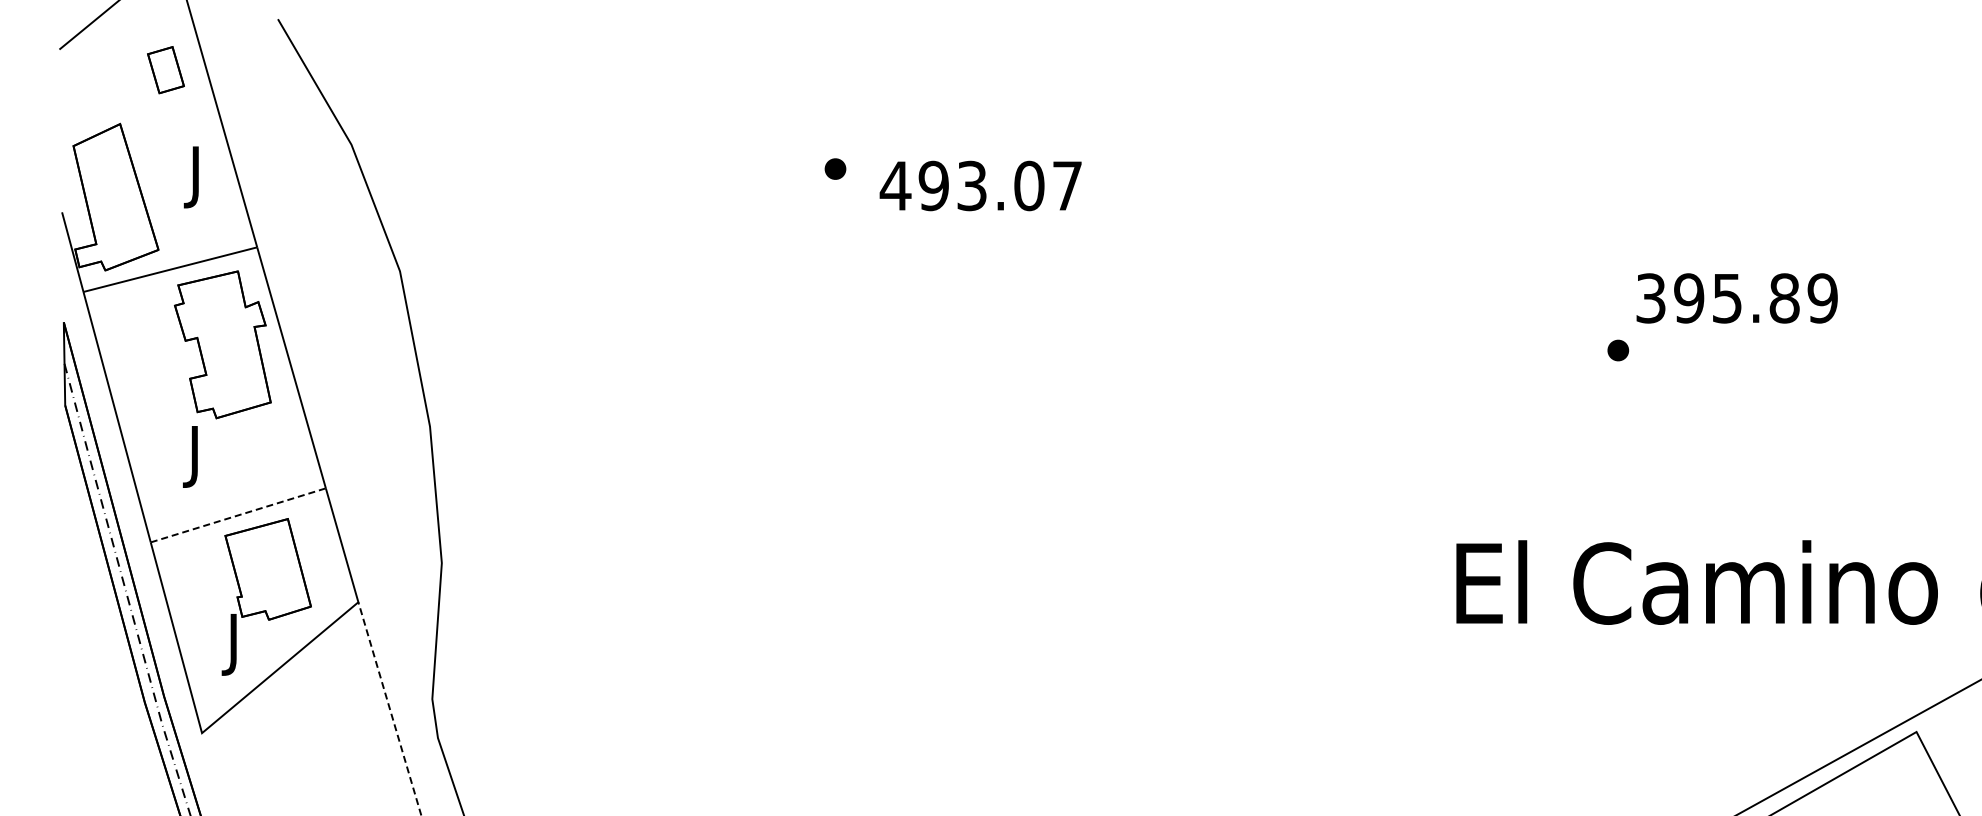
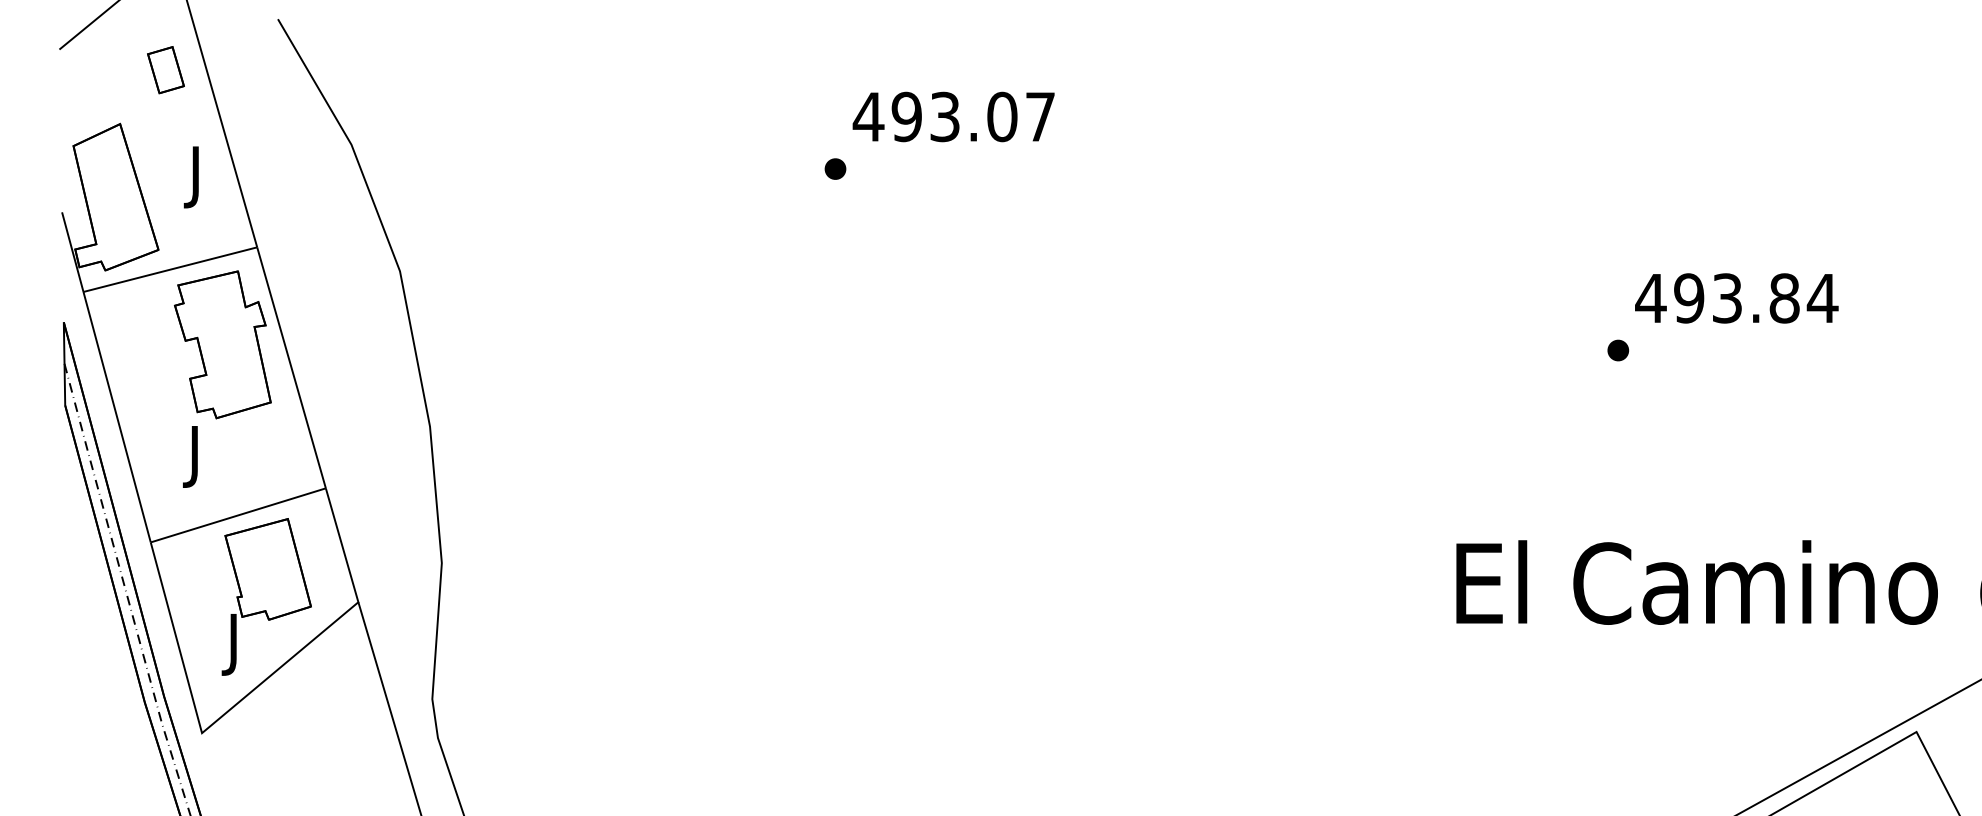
text position: (980, 185) -> (953, 116) (953, 116)
text: 395.89 -> 493.84 (1736, 298)
line: dashed -> solid (238, 515)
line: dashed -> solid (389, 708)
